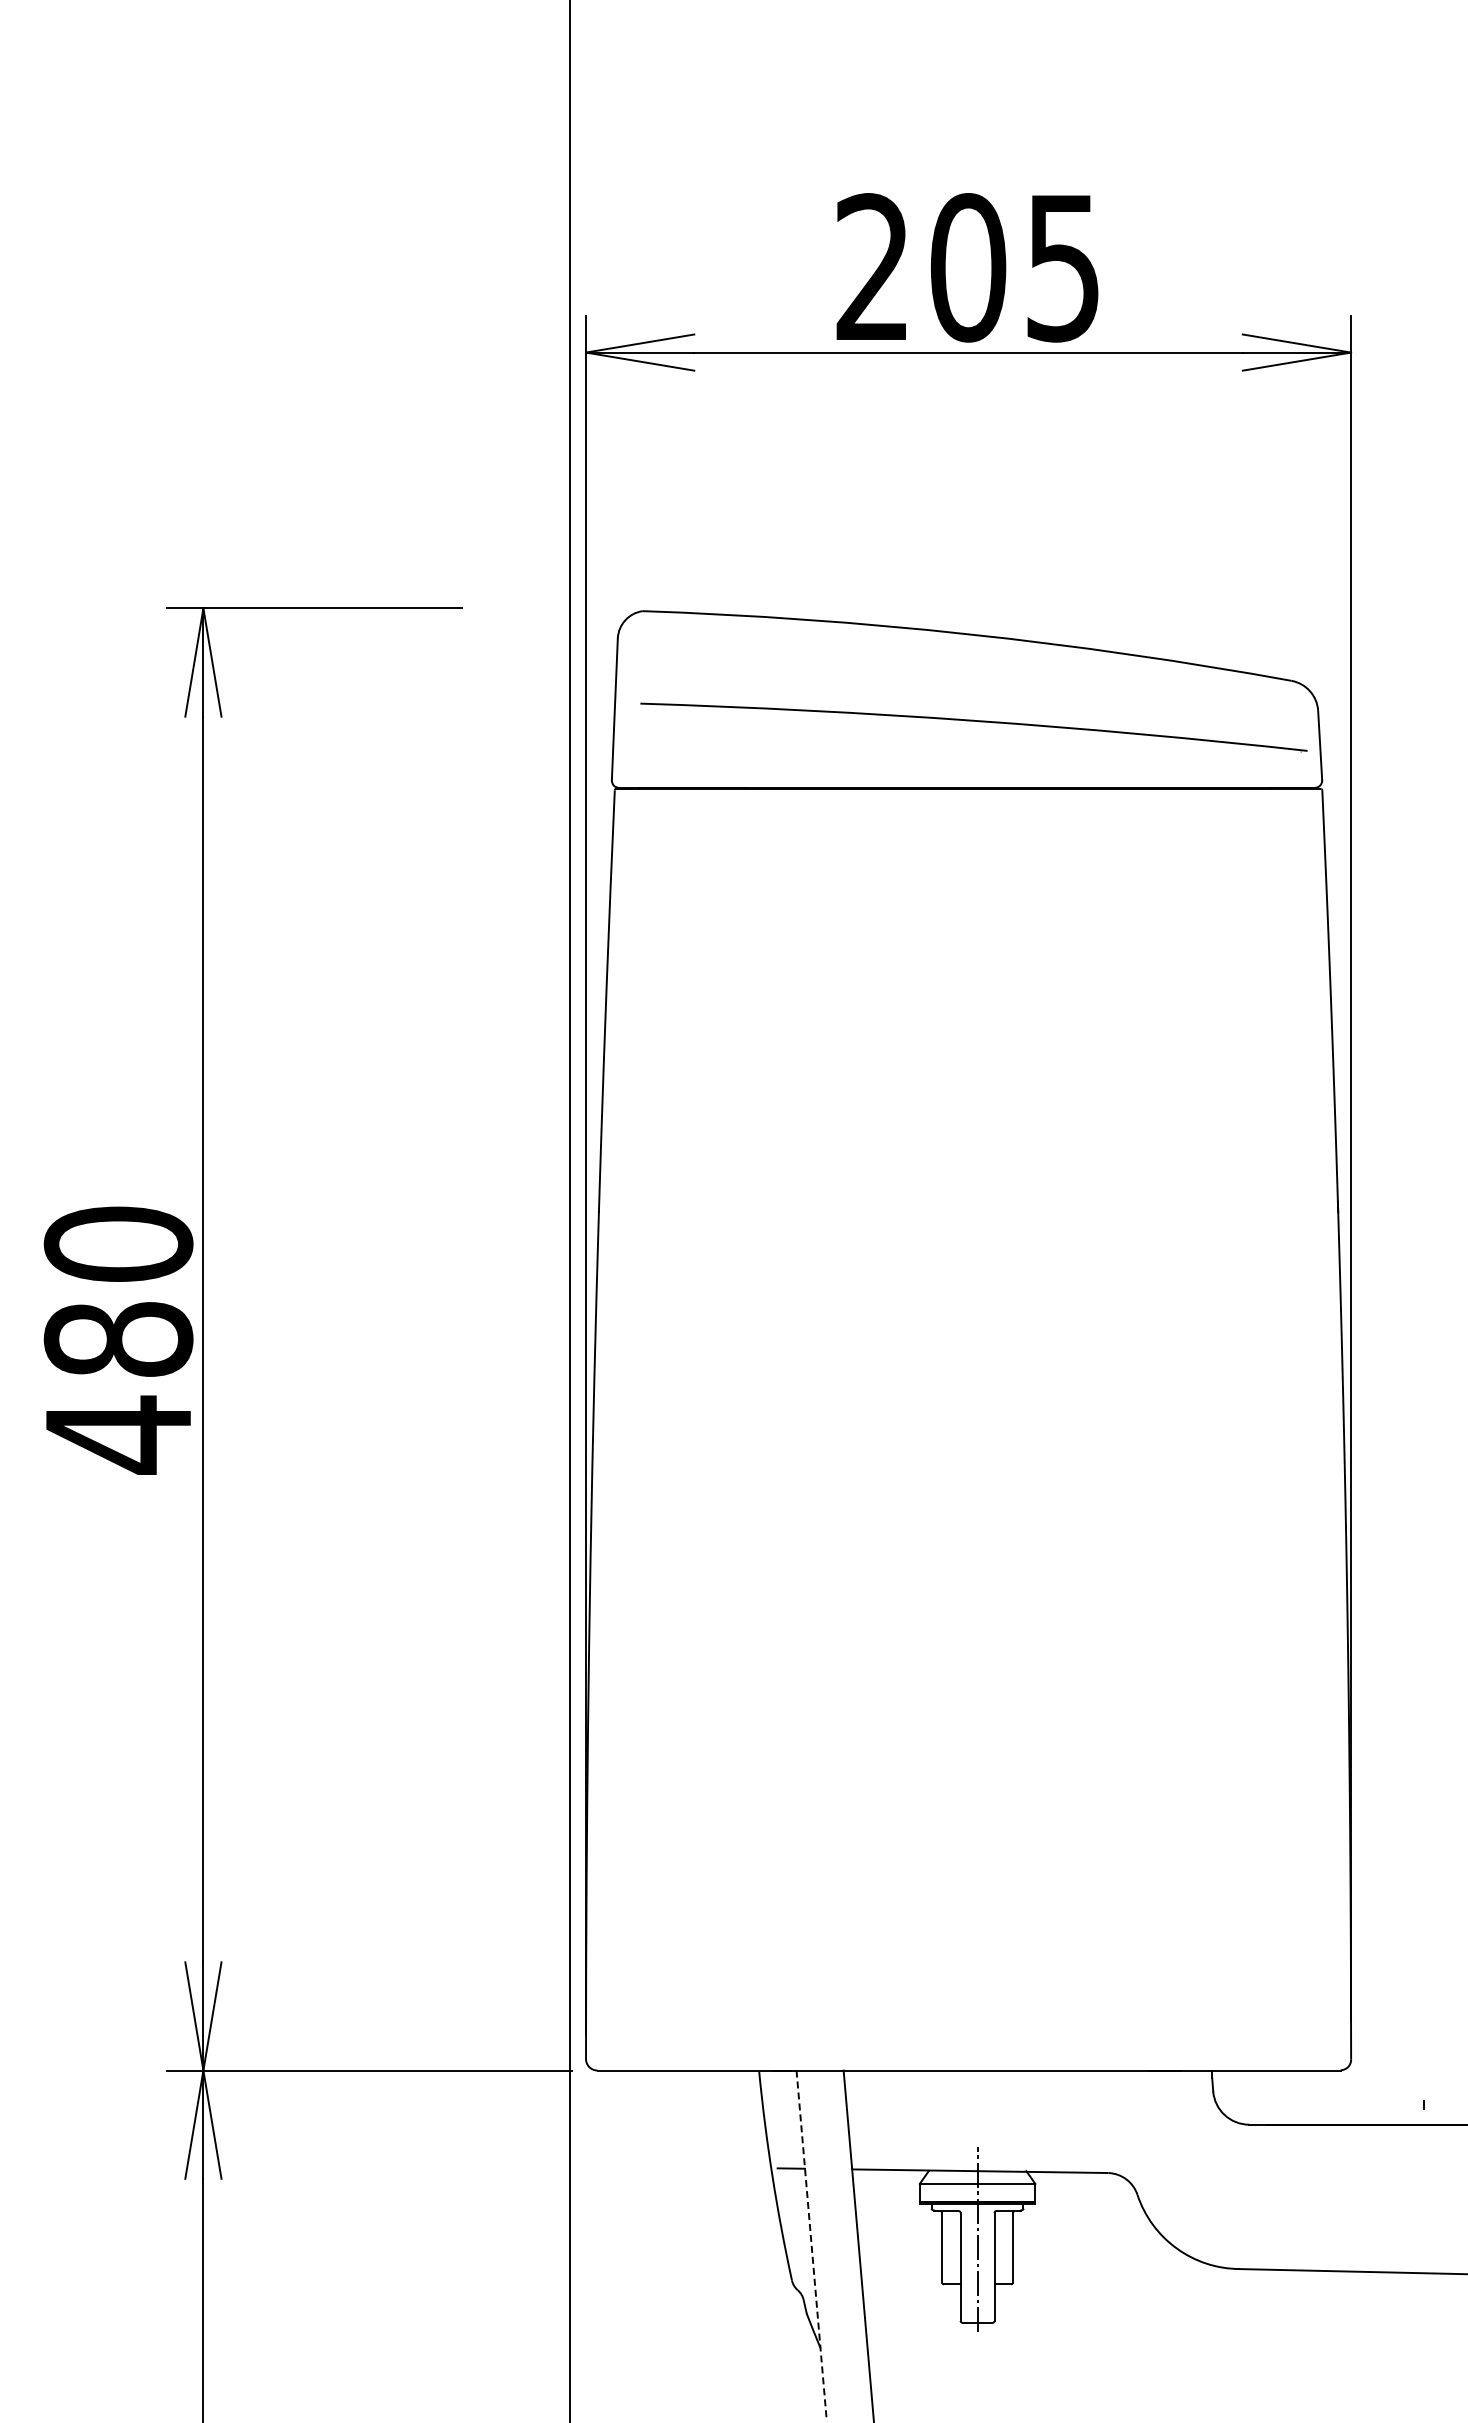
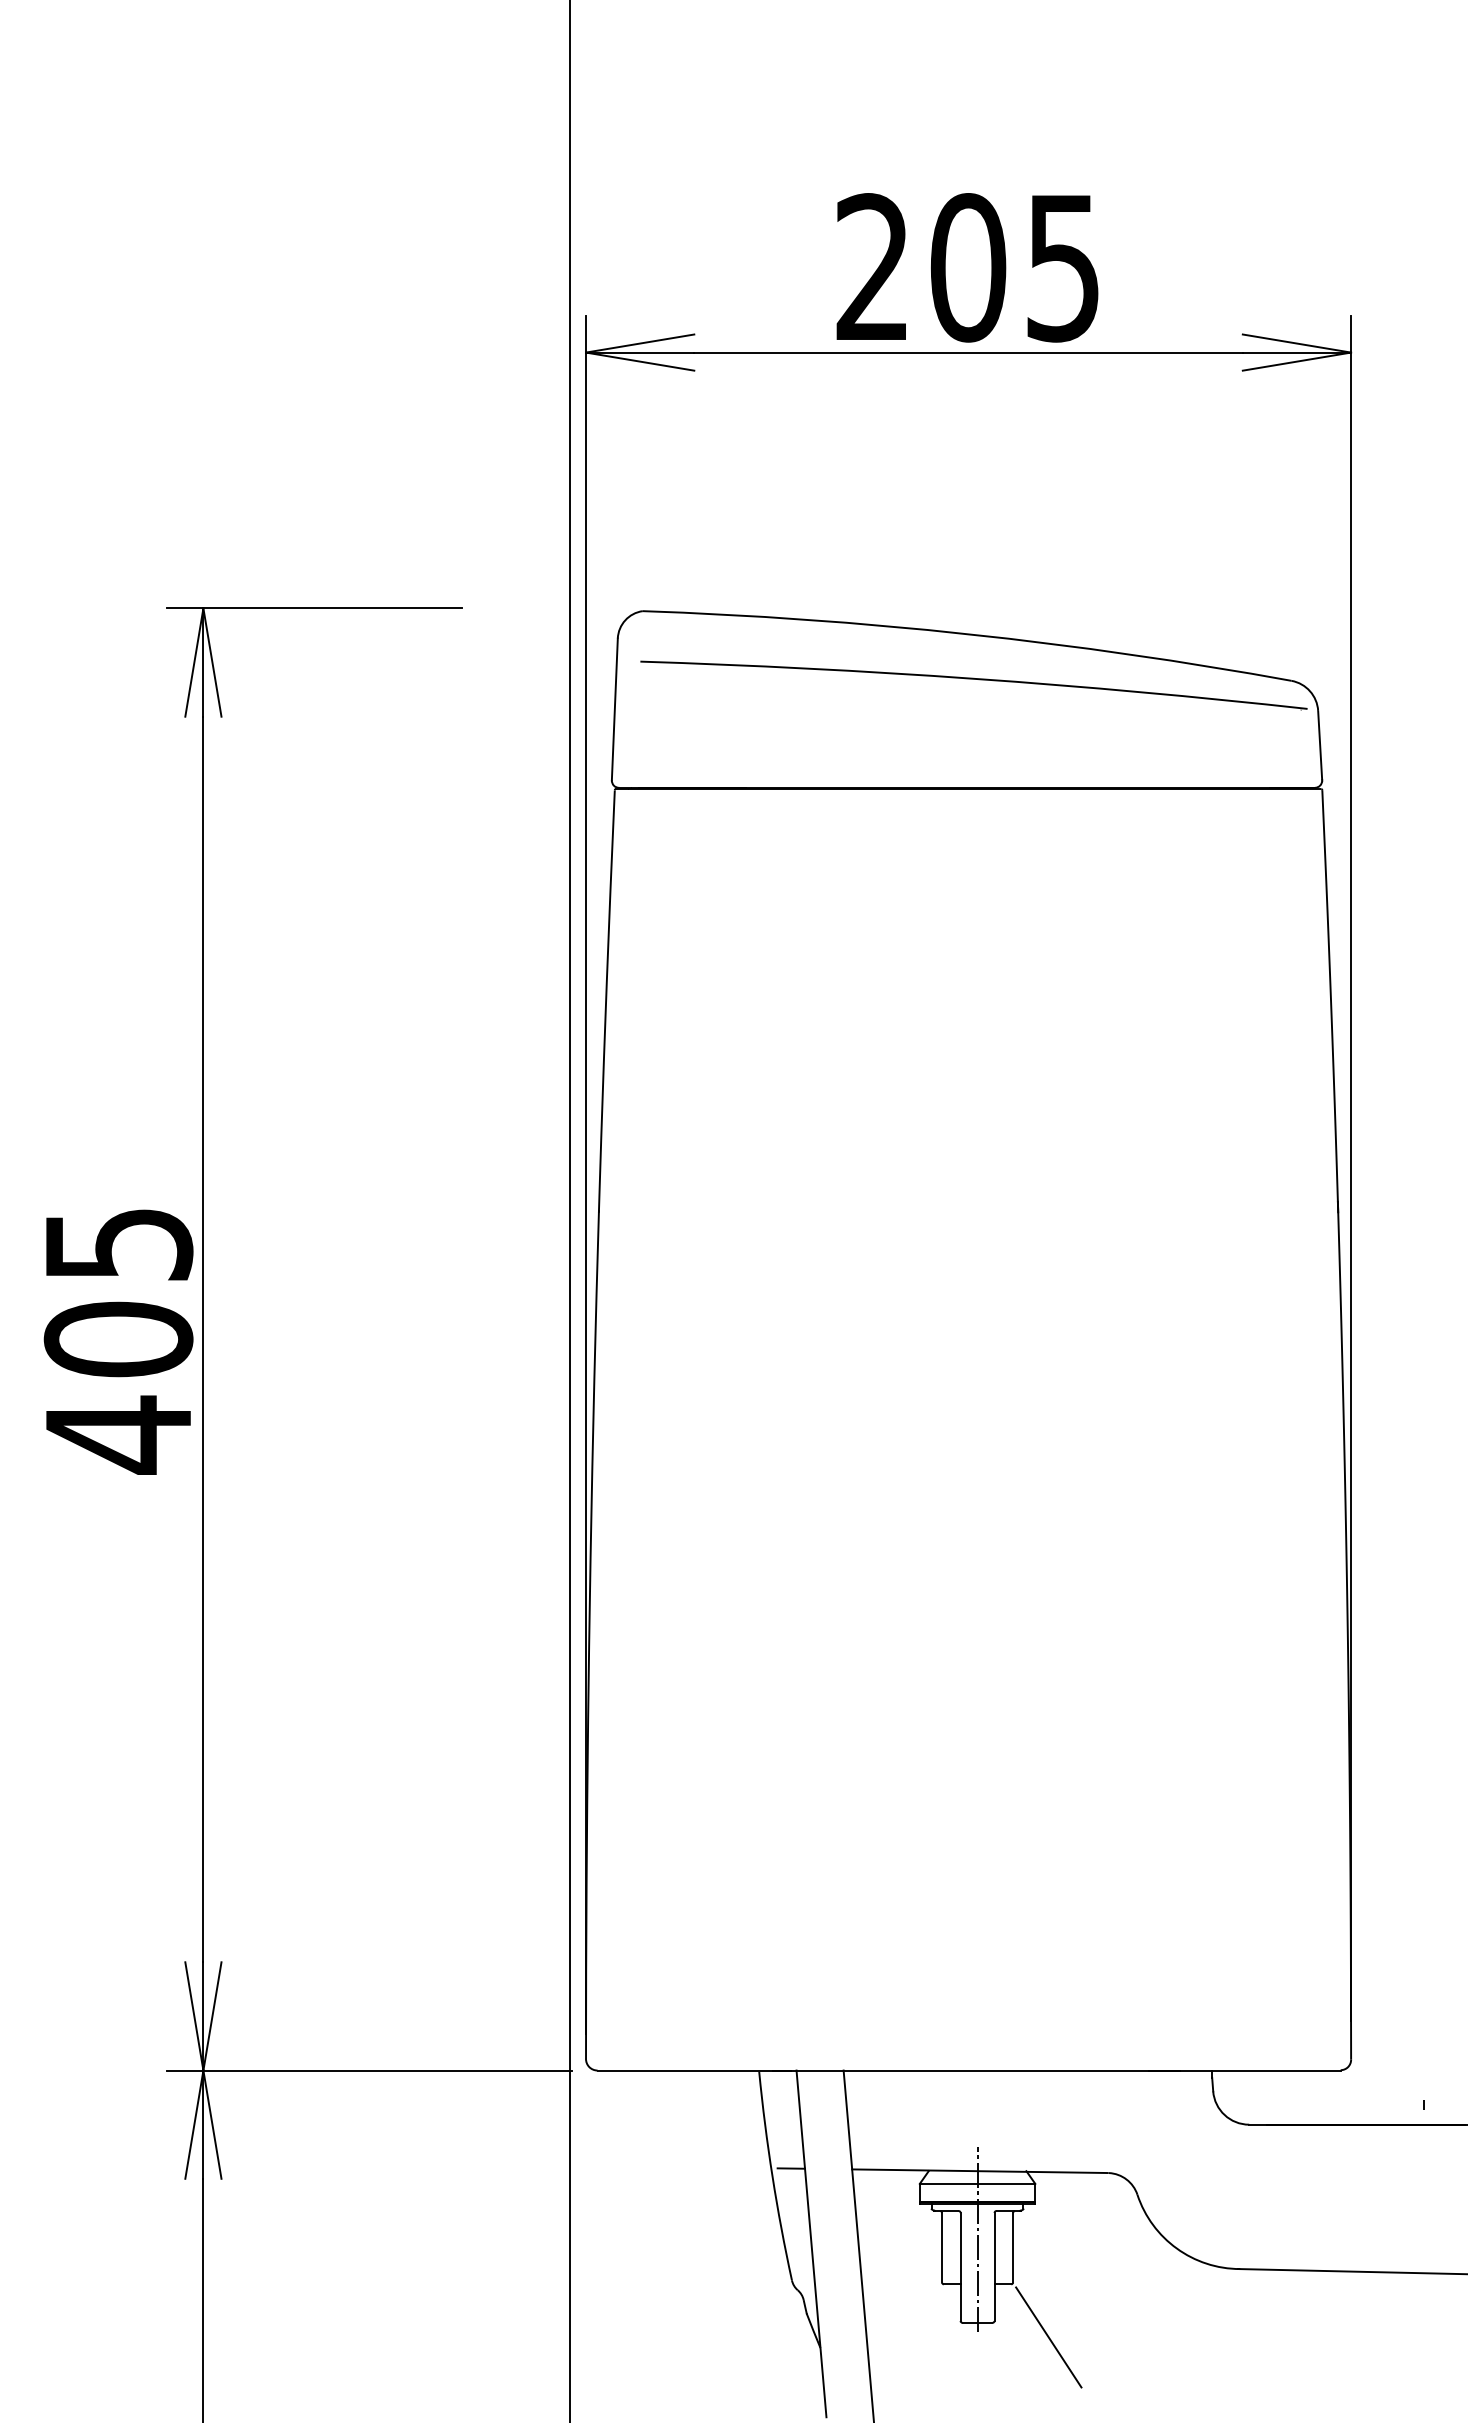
part position: (973, 727) -> (973, 685) (973, 685)
text: 480 -> 405 (118, 1291)
line: dashed -> solid (811, 2244)
line: none -> present (1048, 2337)
